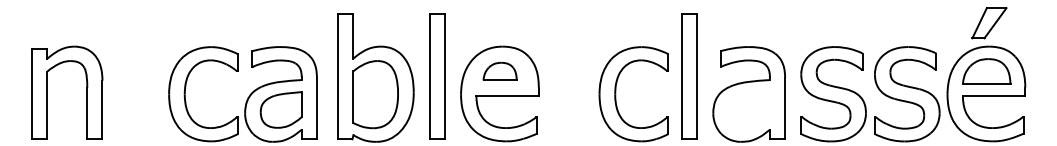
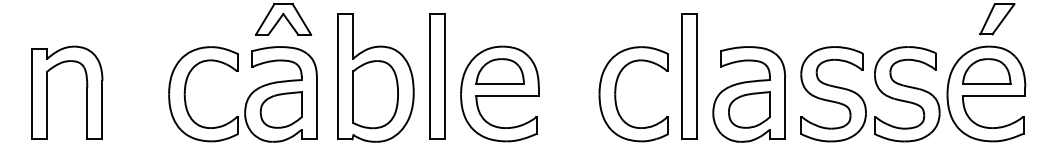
part: none -> present (283, 19)
part position: (989, 23) -> (997, 19) (997, 19)
part size: 36x19 px -> 50x27 px (499, 71)
part: none -> present (749, 109)
